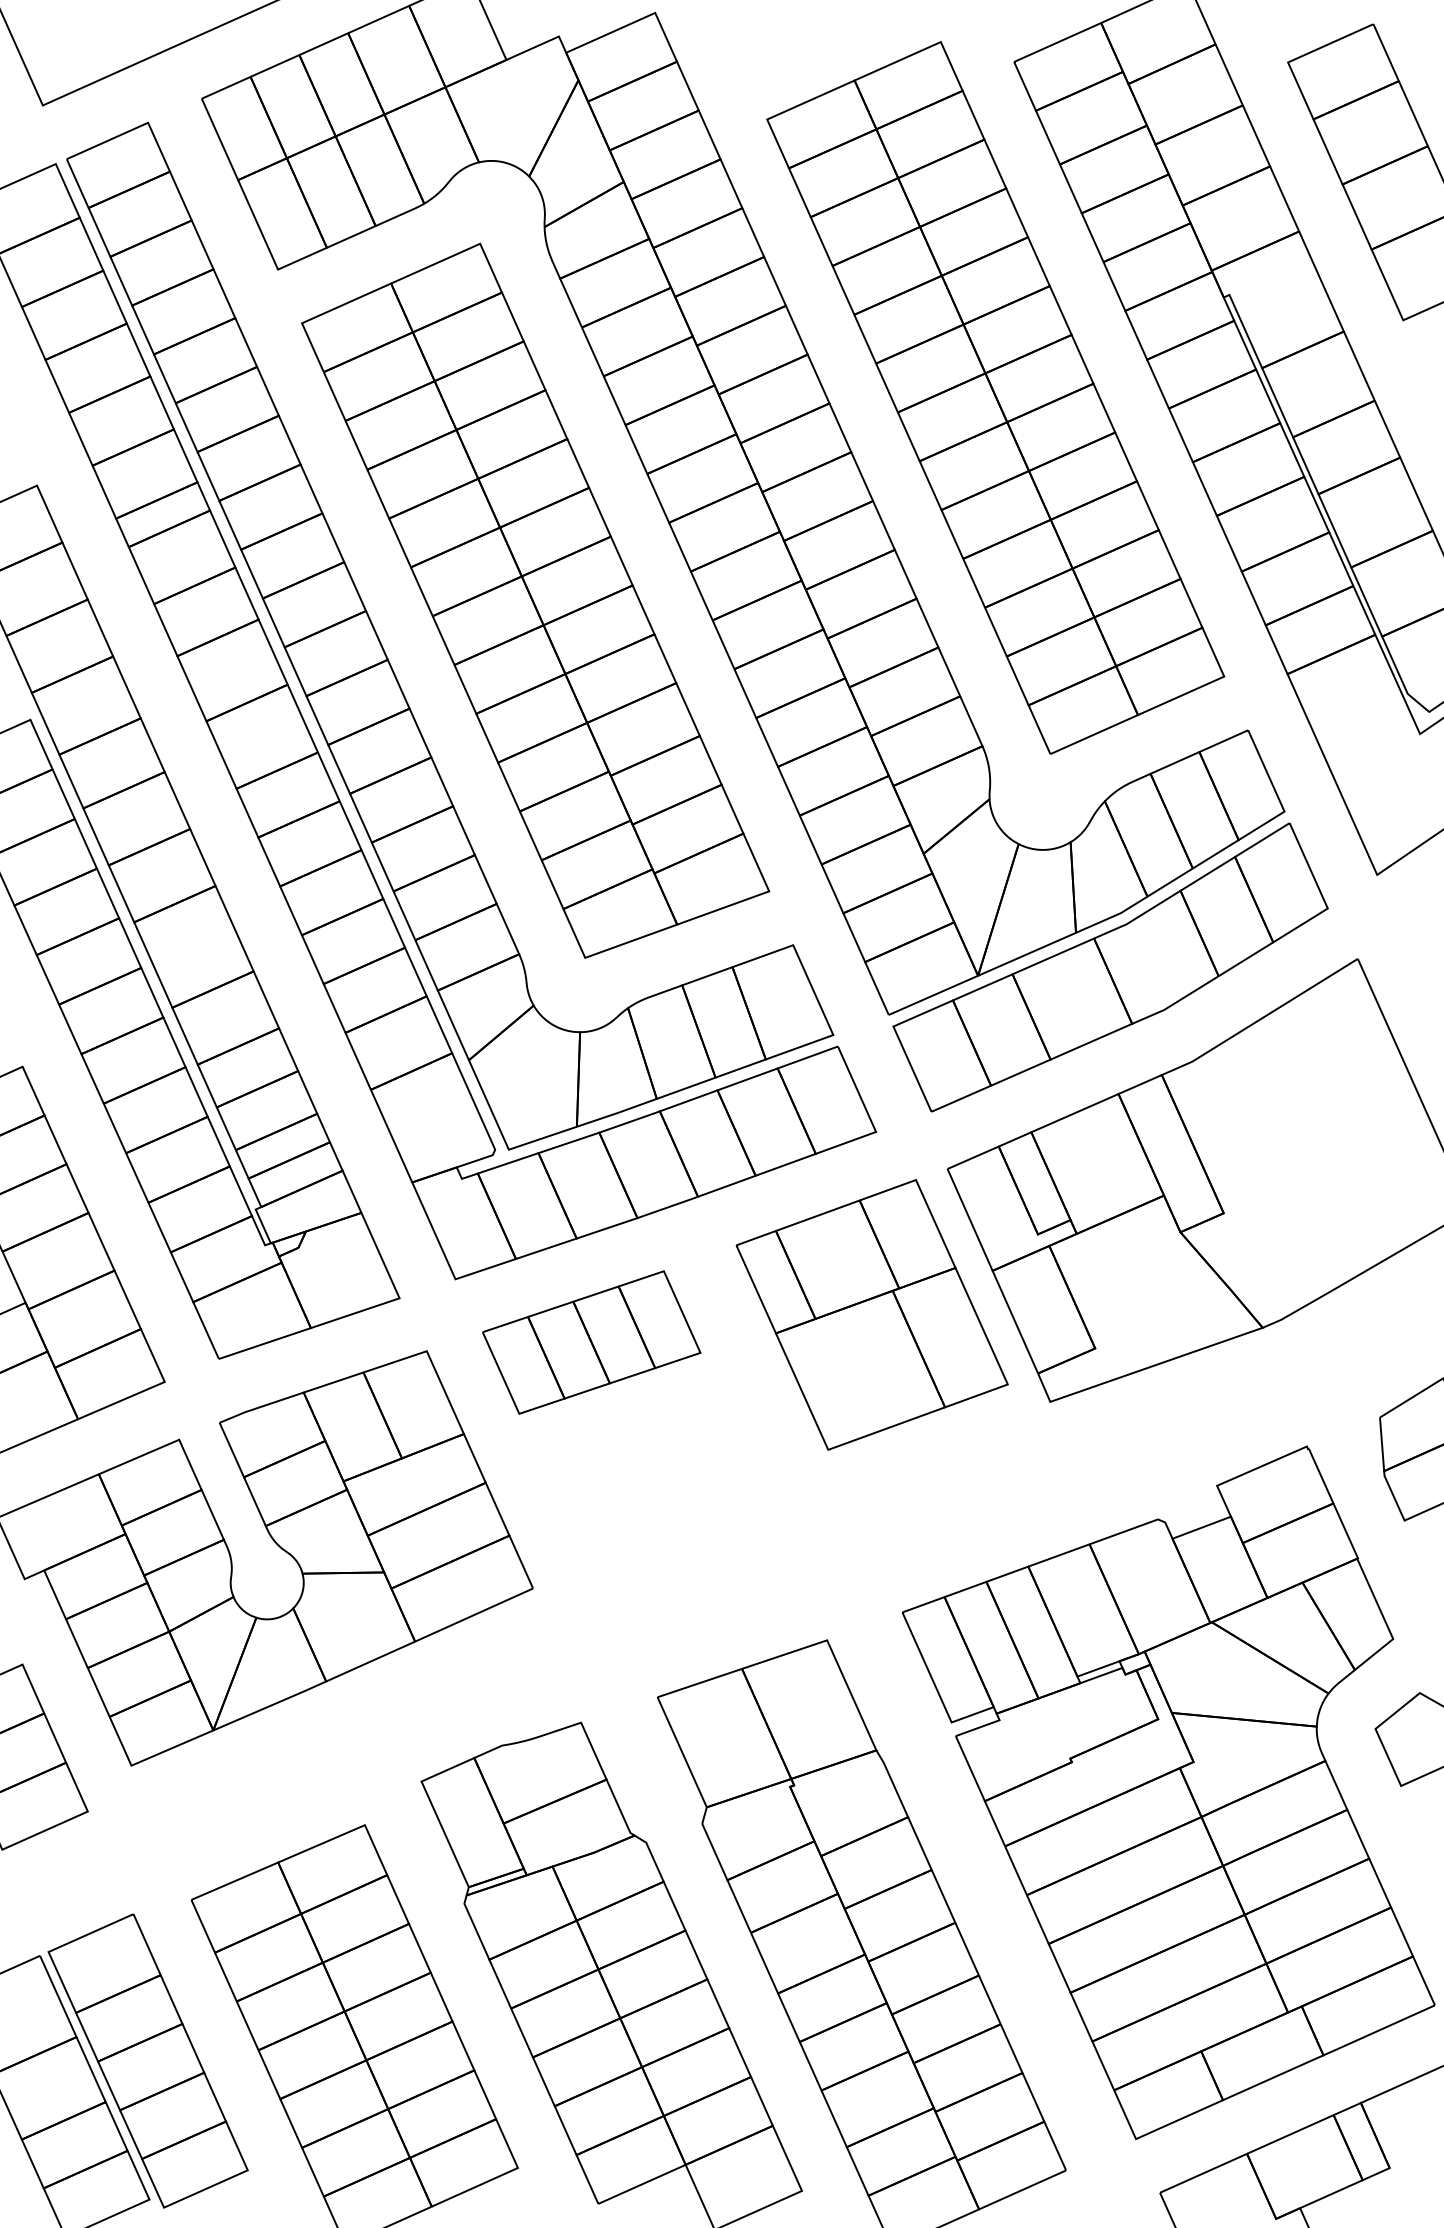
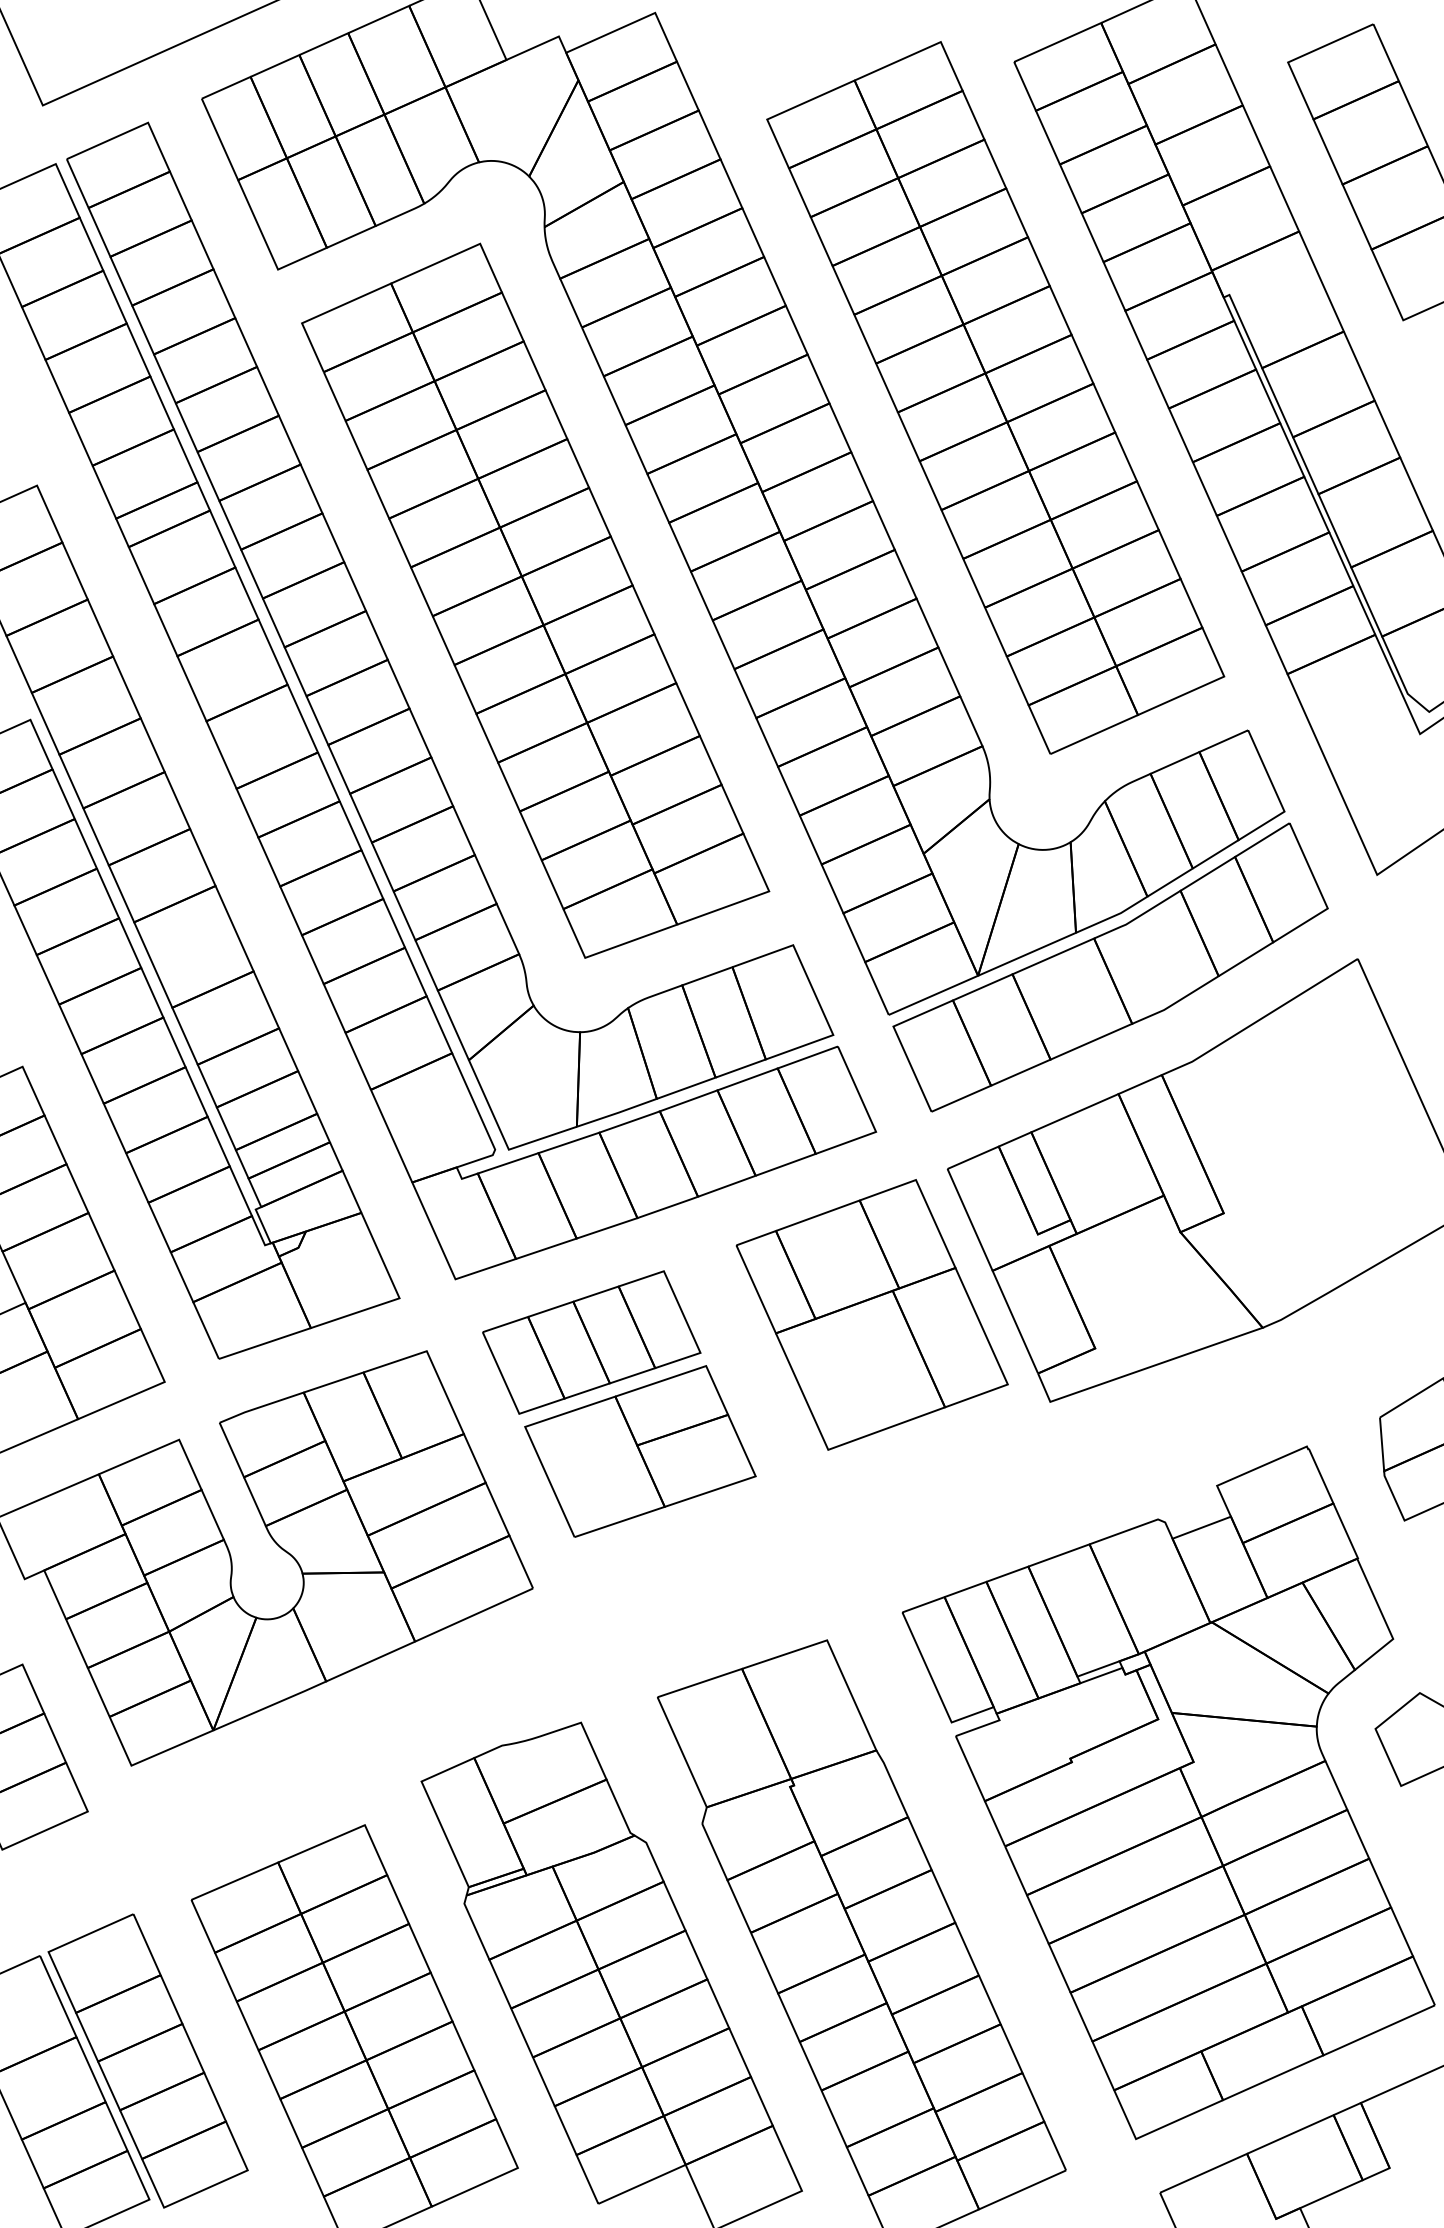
part: none -> present (640, 1451)
